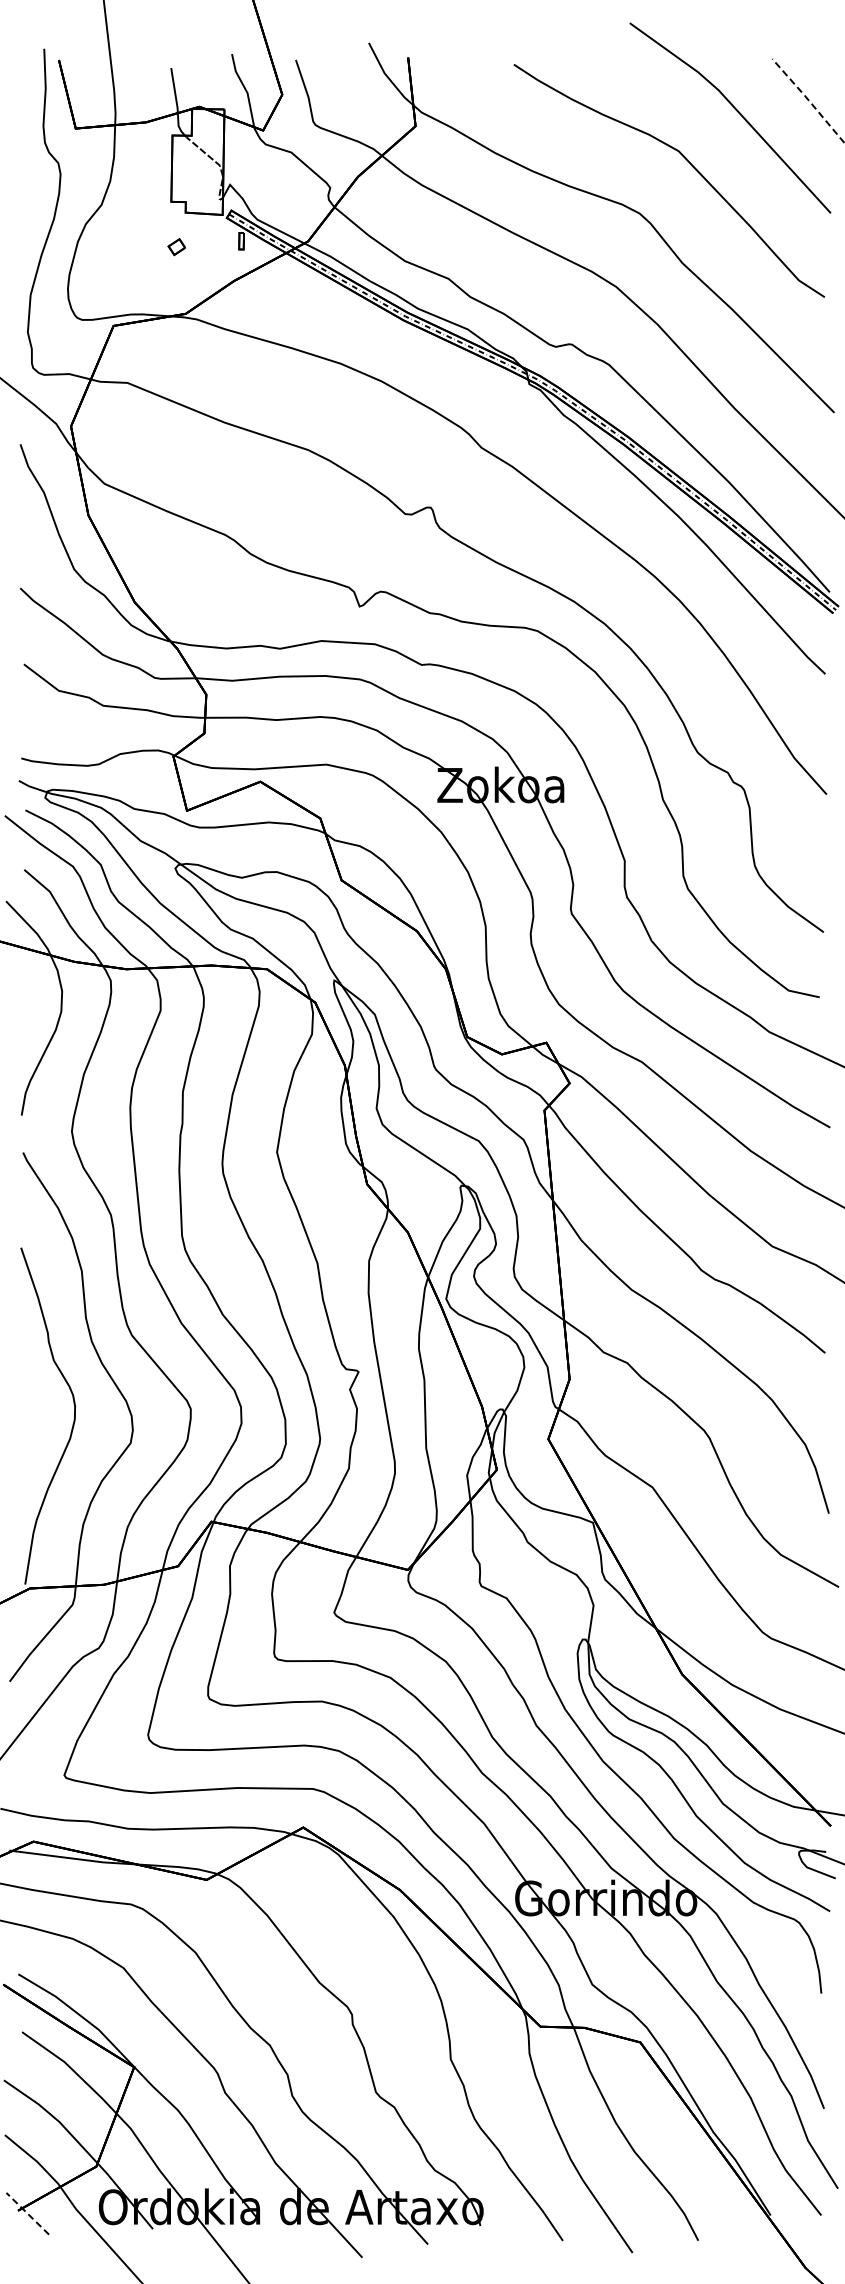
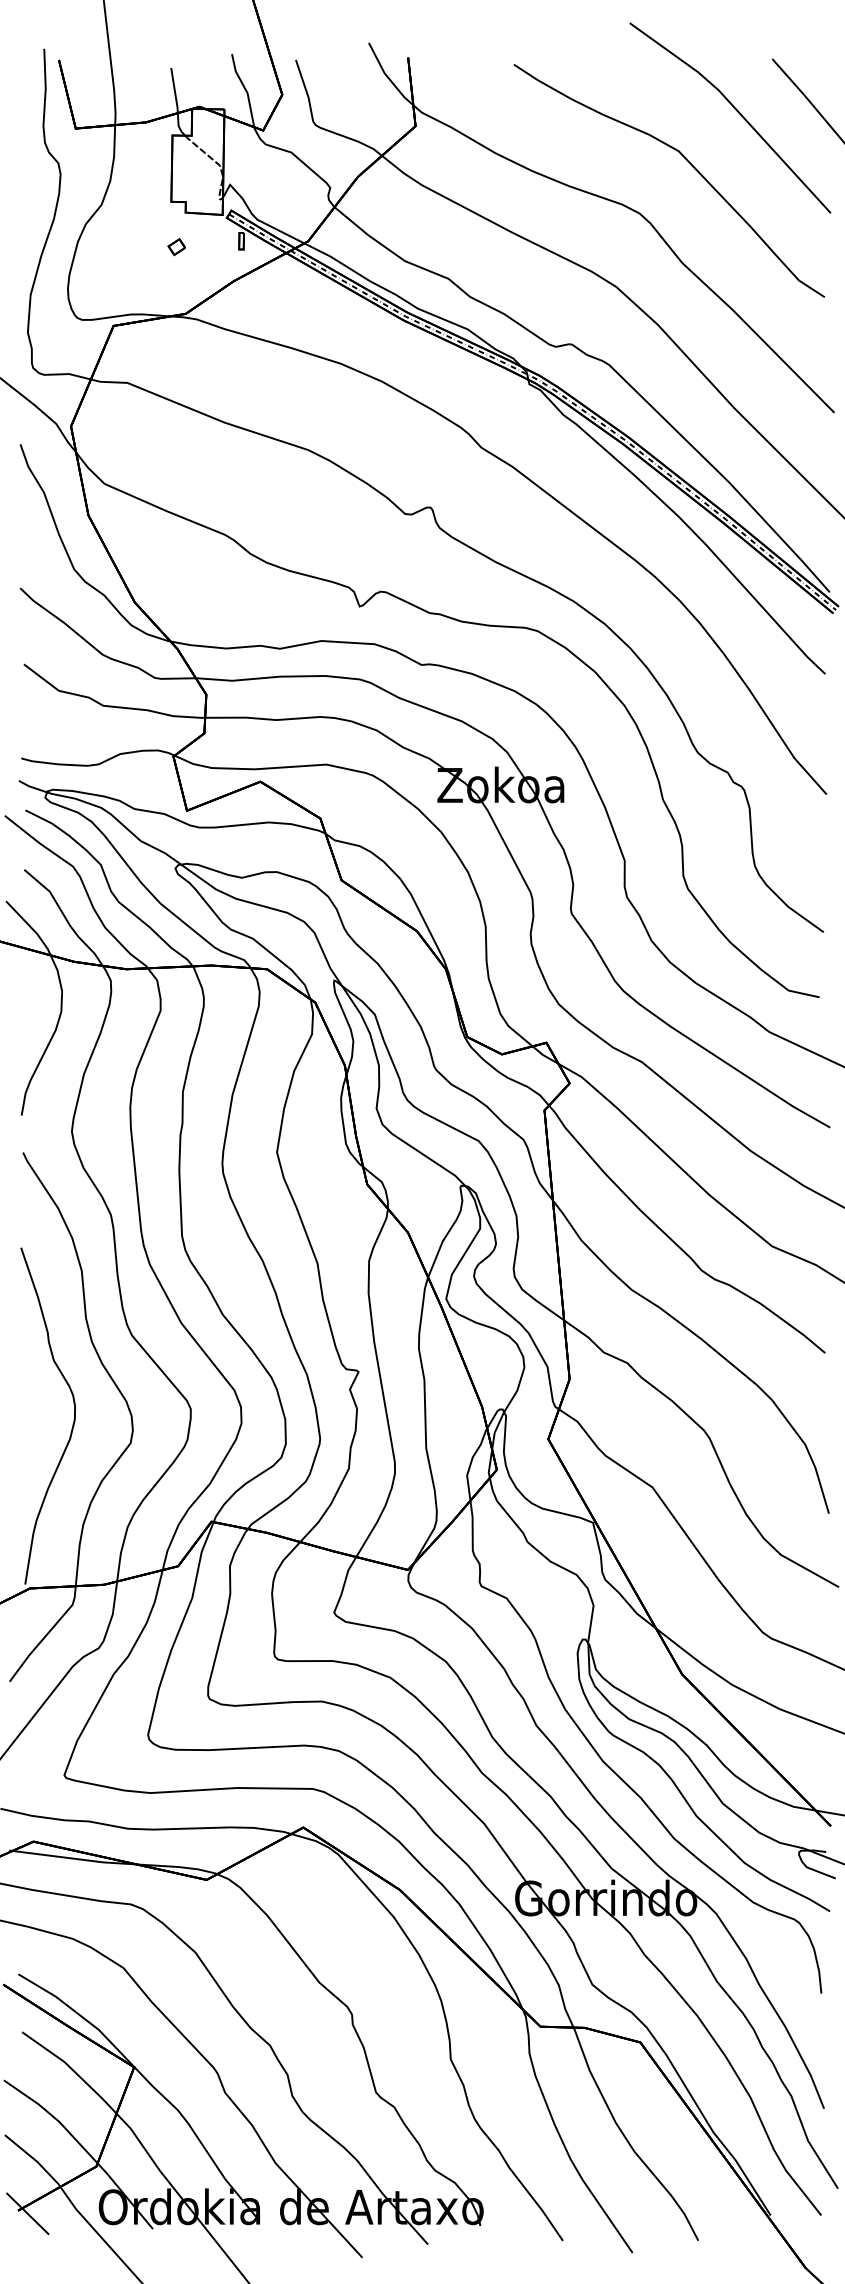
line: dashed -> solid (808, 99)
line: dashed -> solid (27, 2213)
